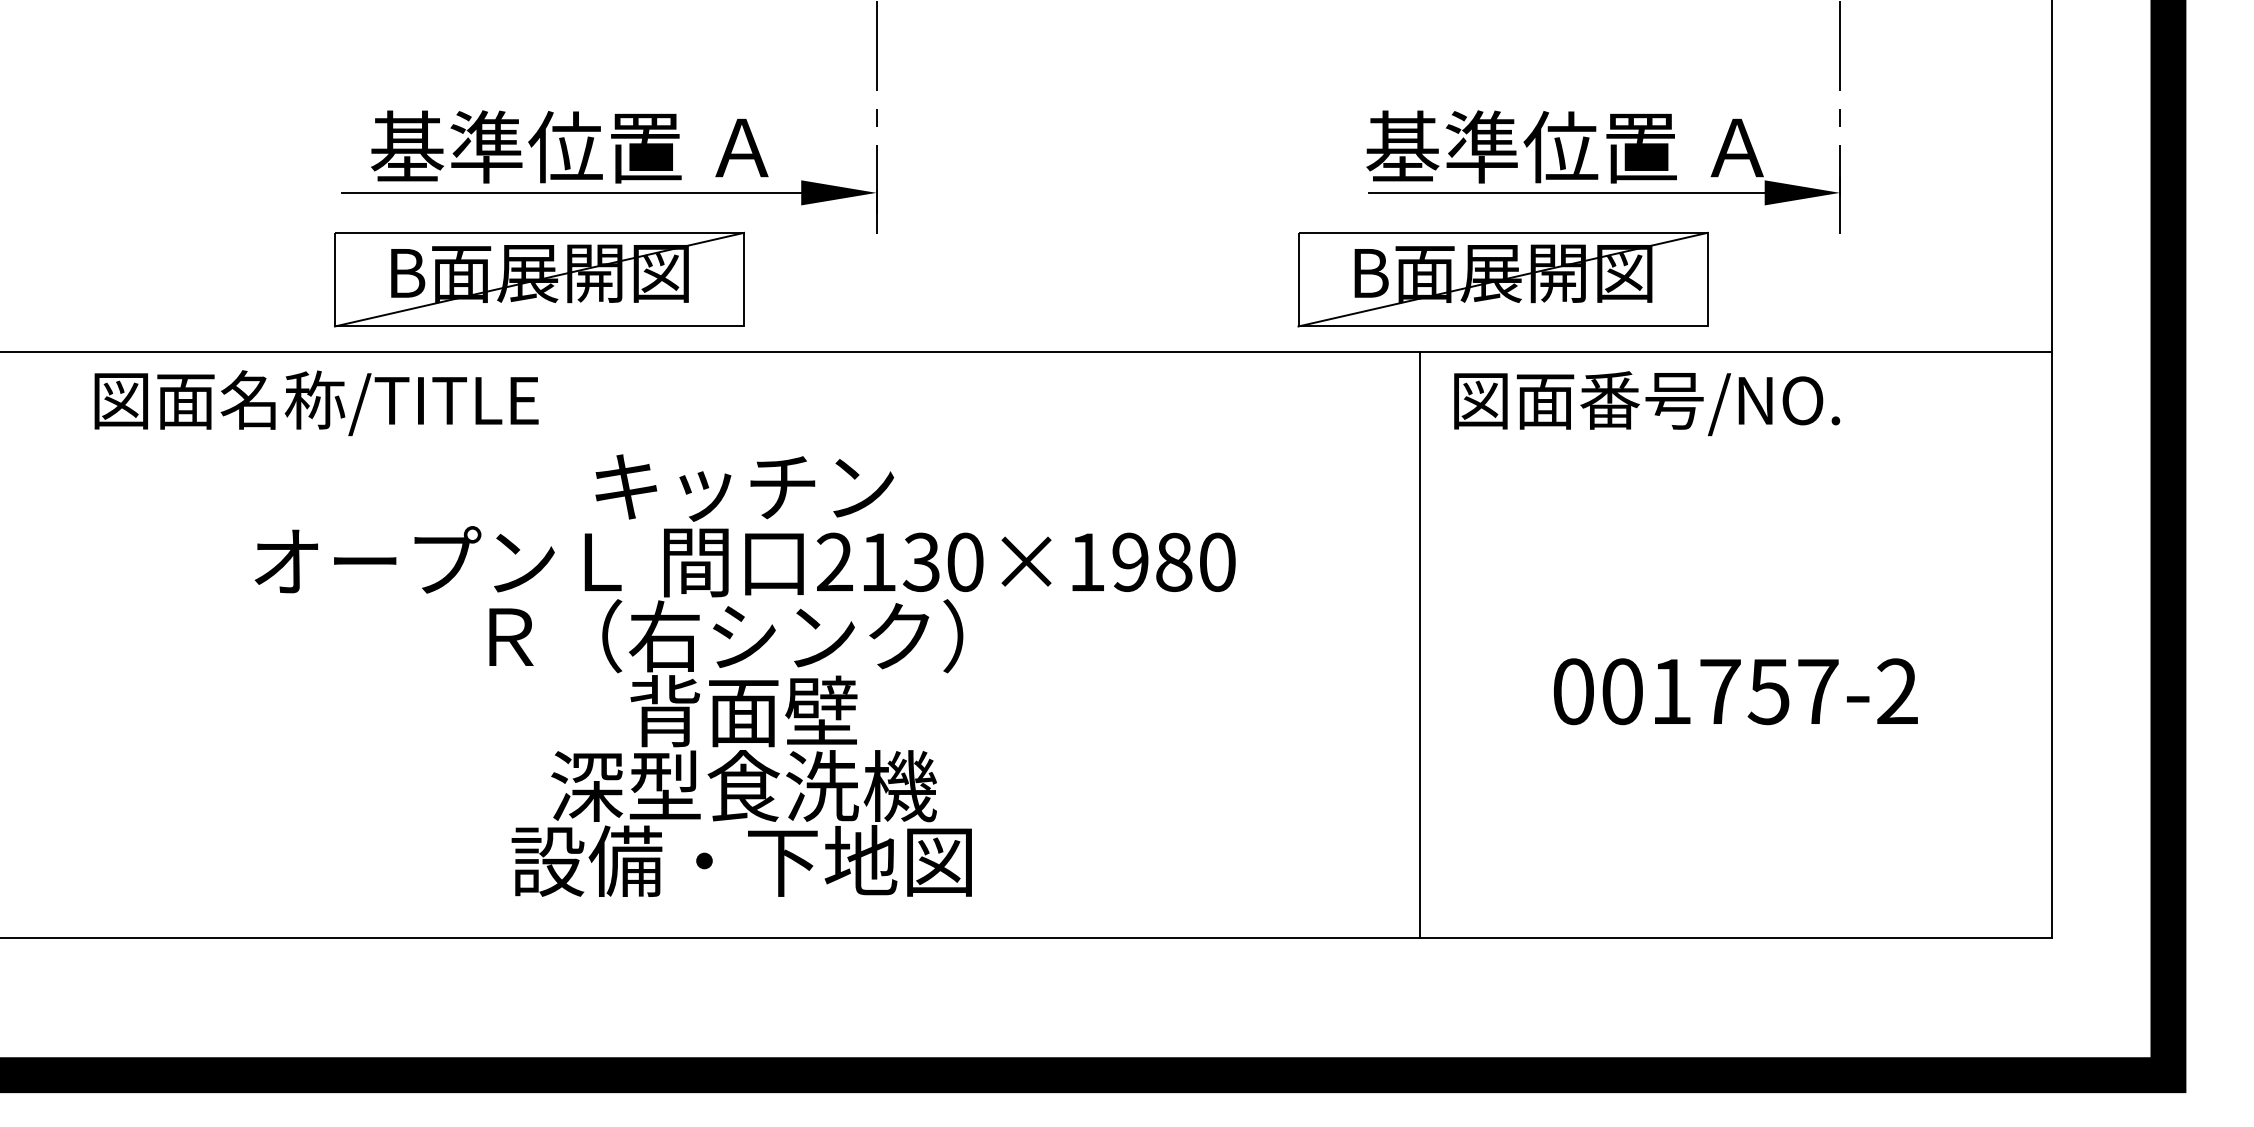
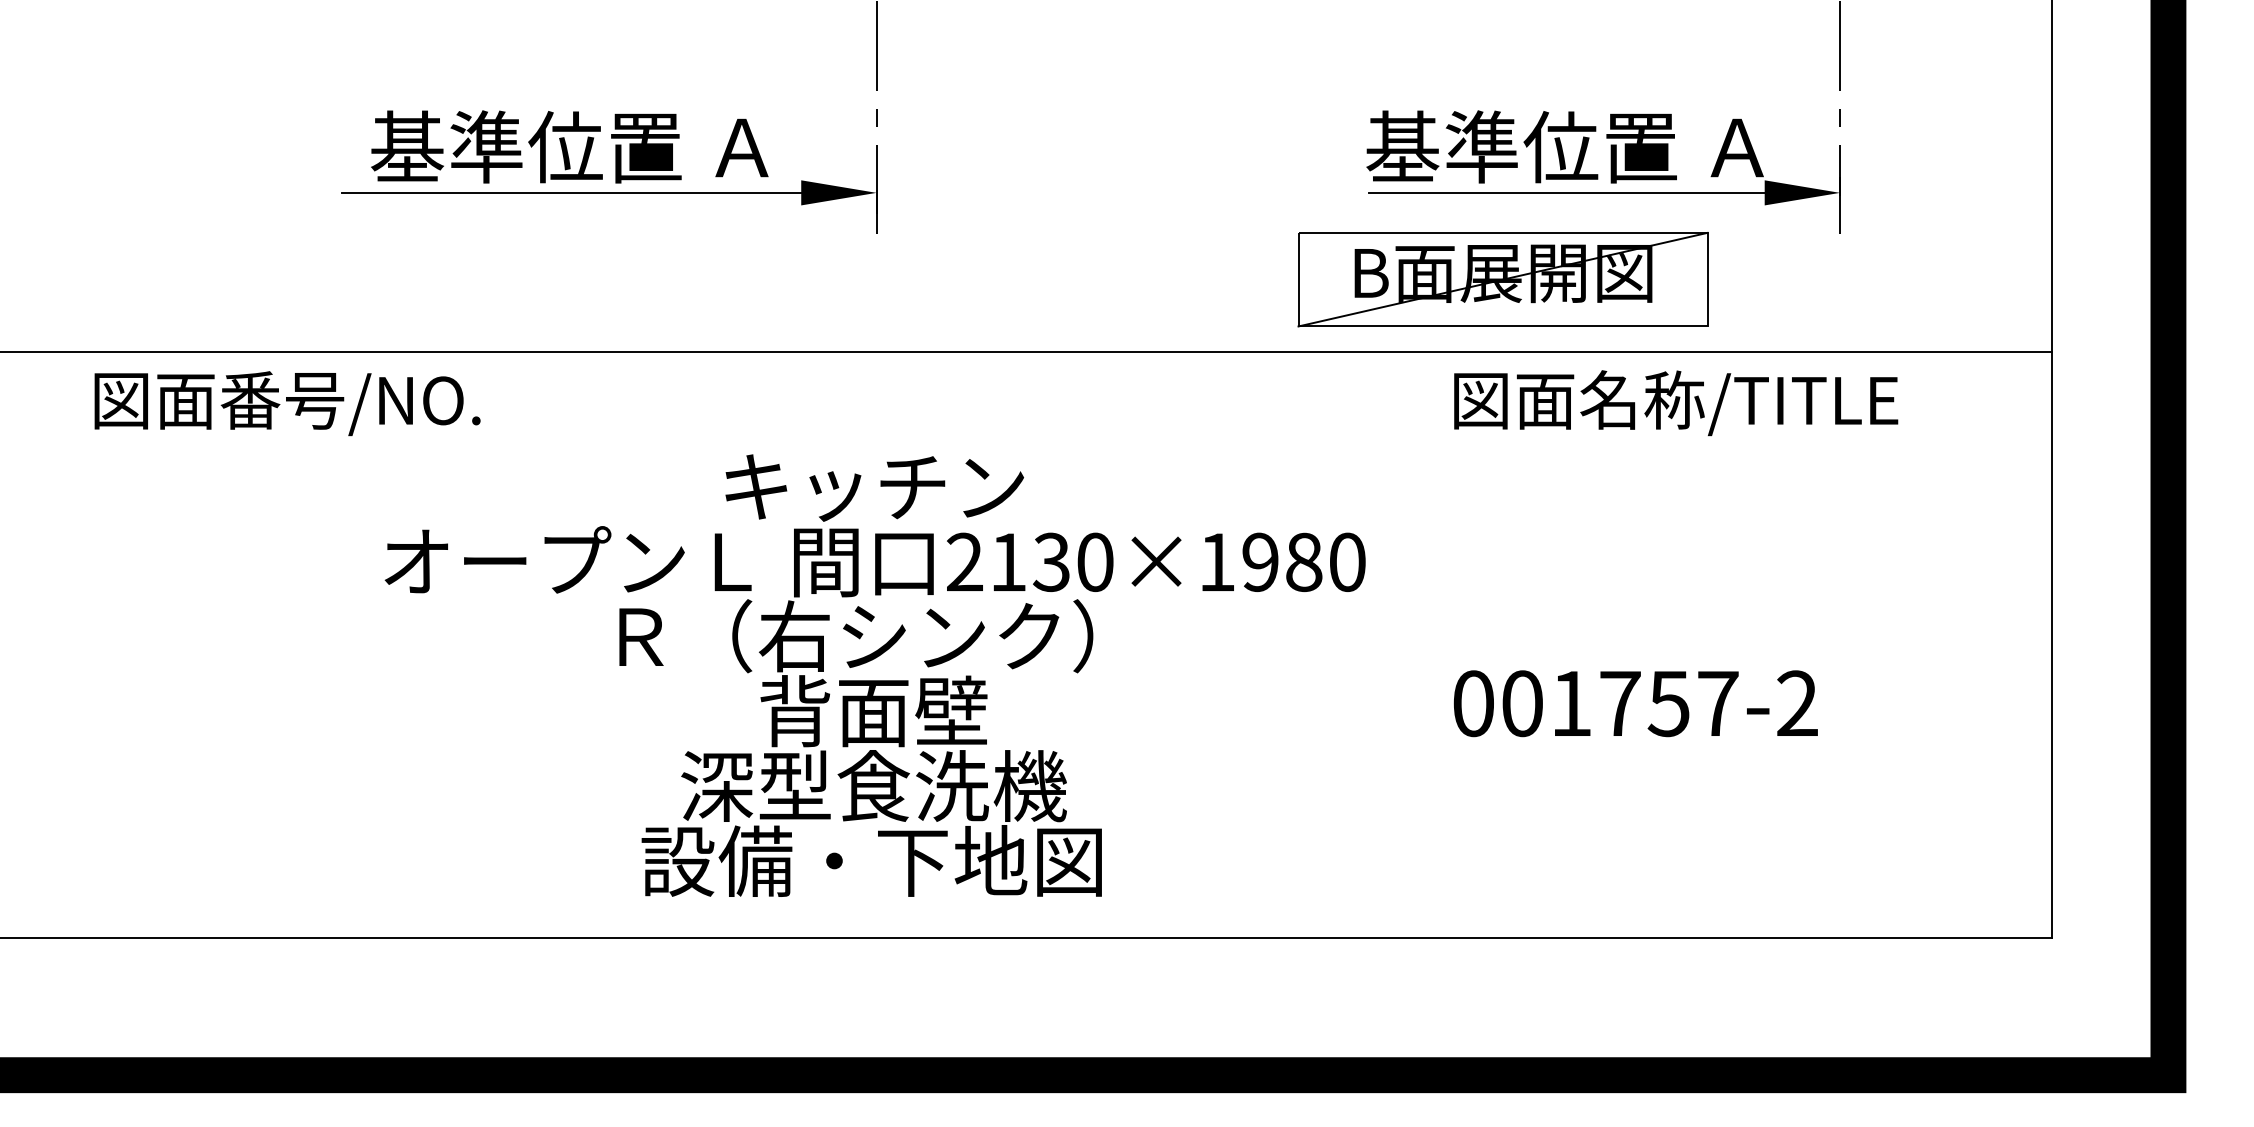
part: present -> none (539, 279)
text: 図面名称/TITLE -> 図面番号/NO. (379, 399)
text: 図面番号/NO. -> 図面名称/TITLE (1739, 399)
line: present -> none (1420, 644)
text position: (744, 675) -> (874, 675) (874, 675)
text position: (1735, 691) -> (1635, 703) (1635, 703)
